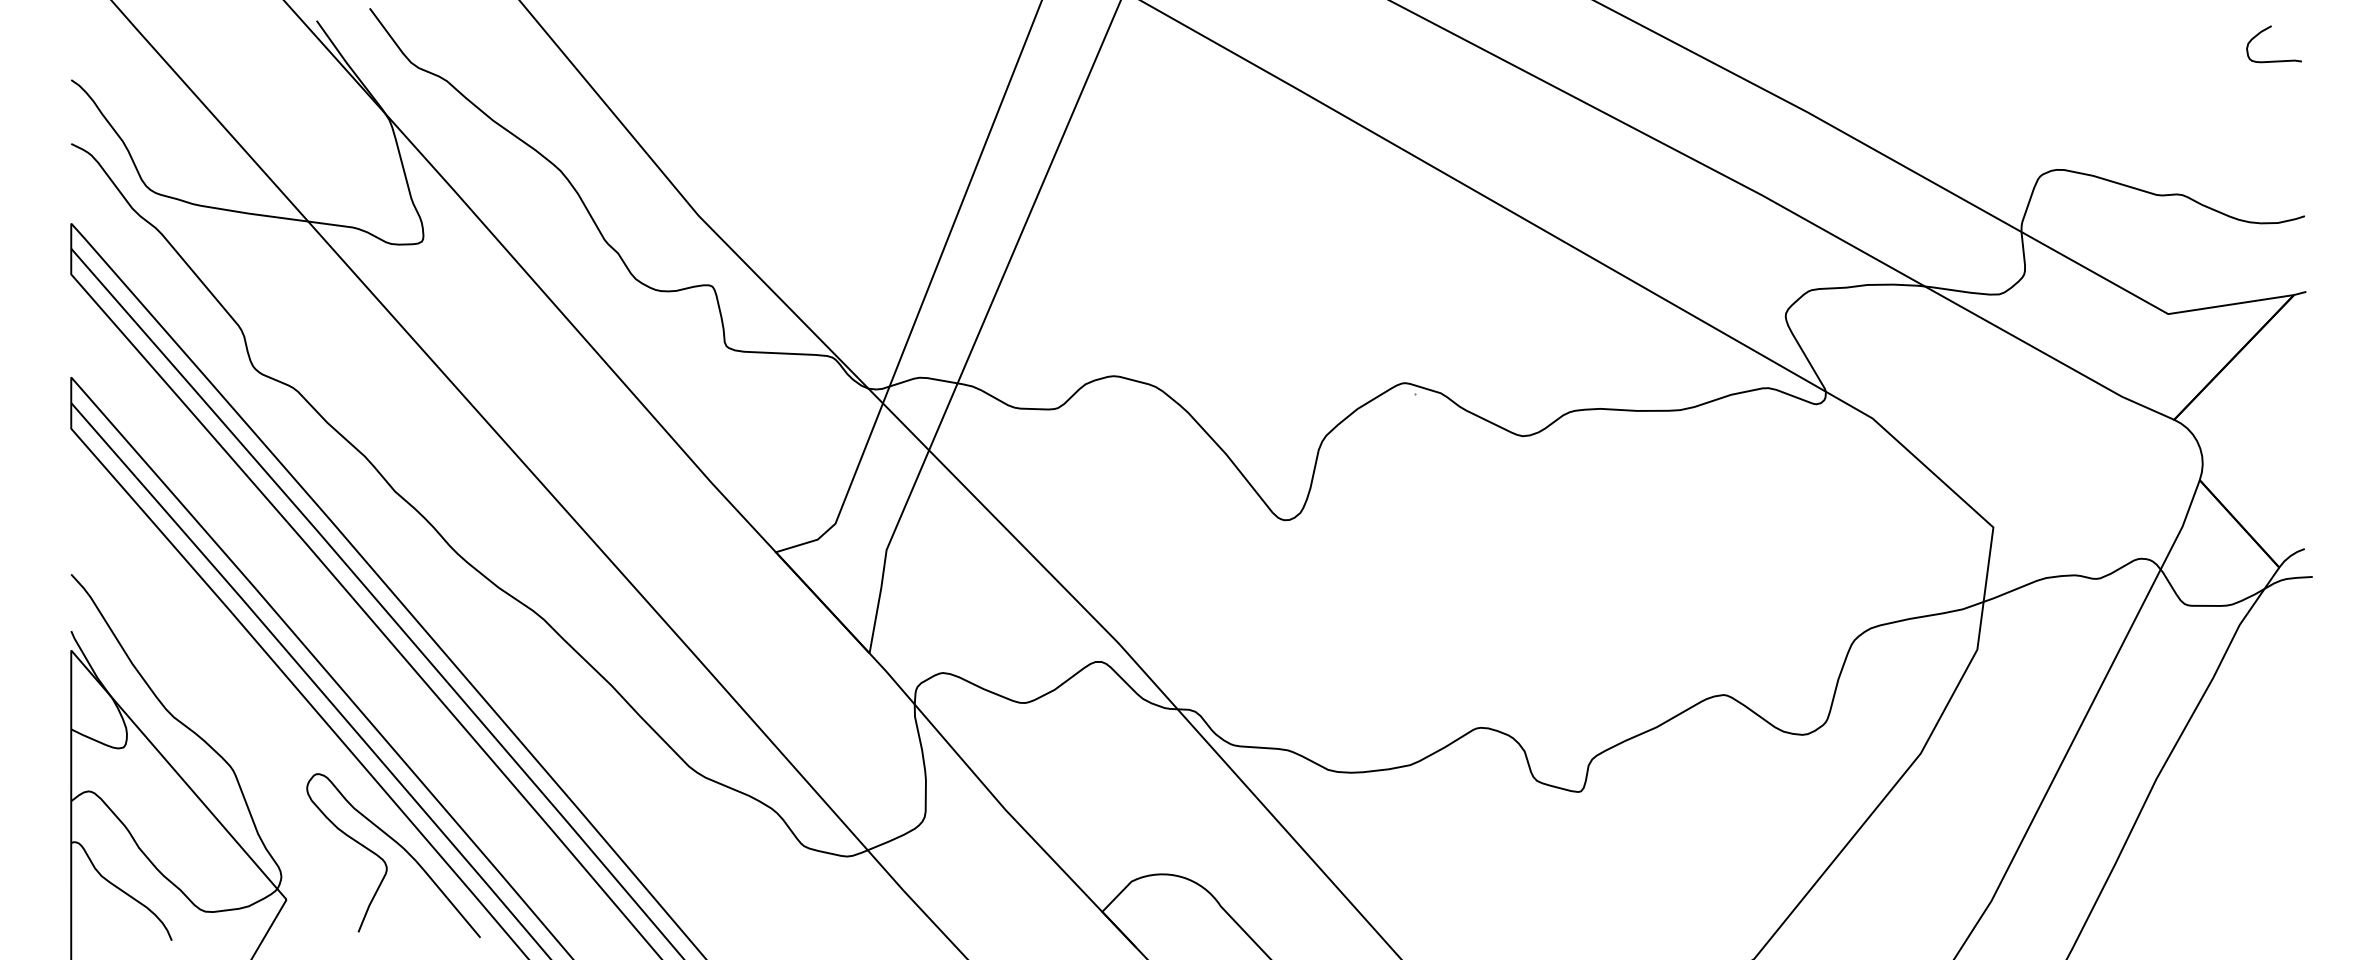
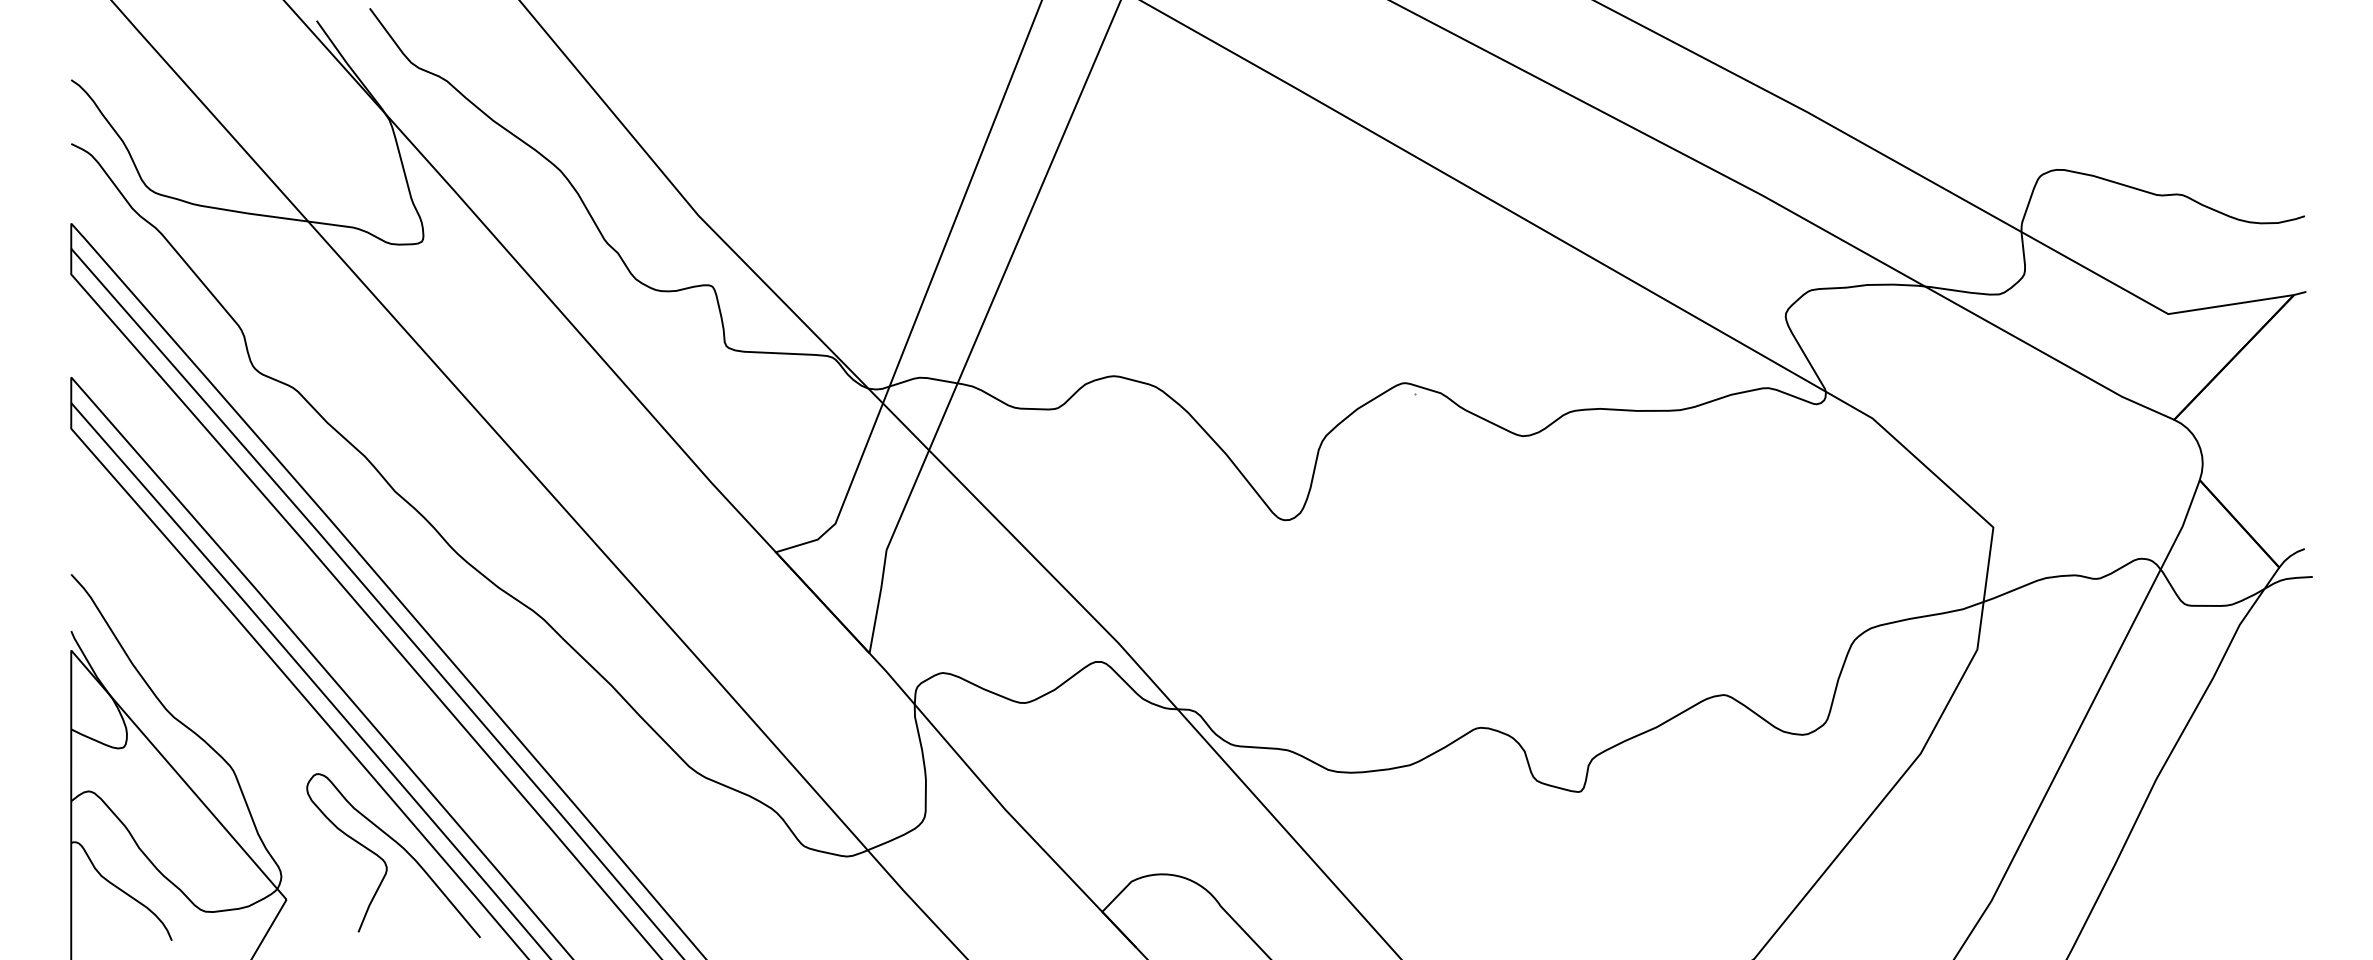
curve: present -> none (2264, 31)
